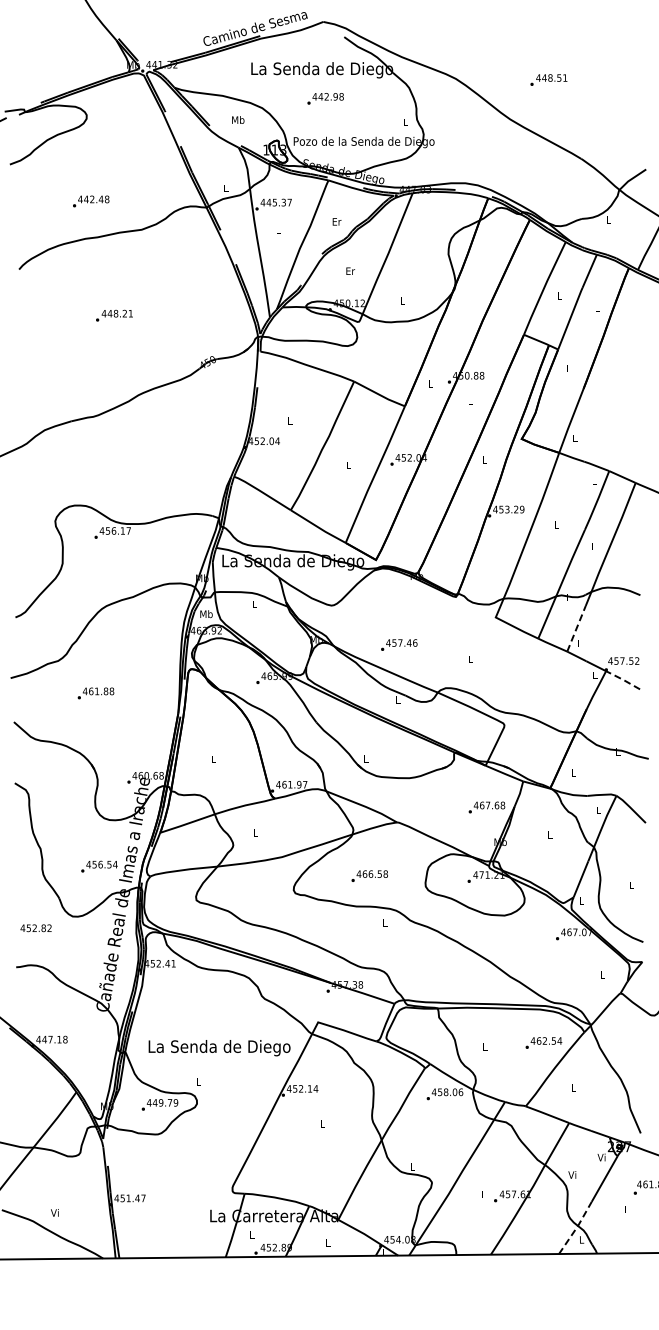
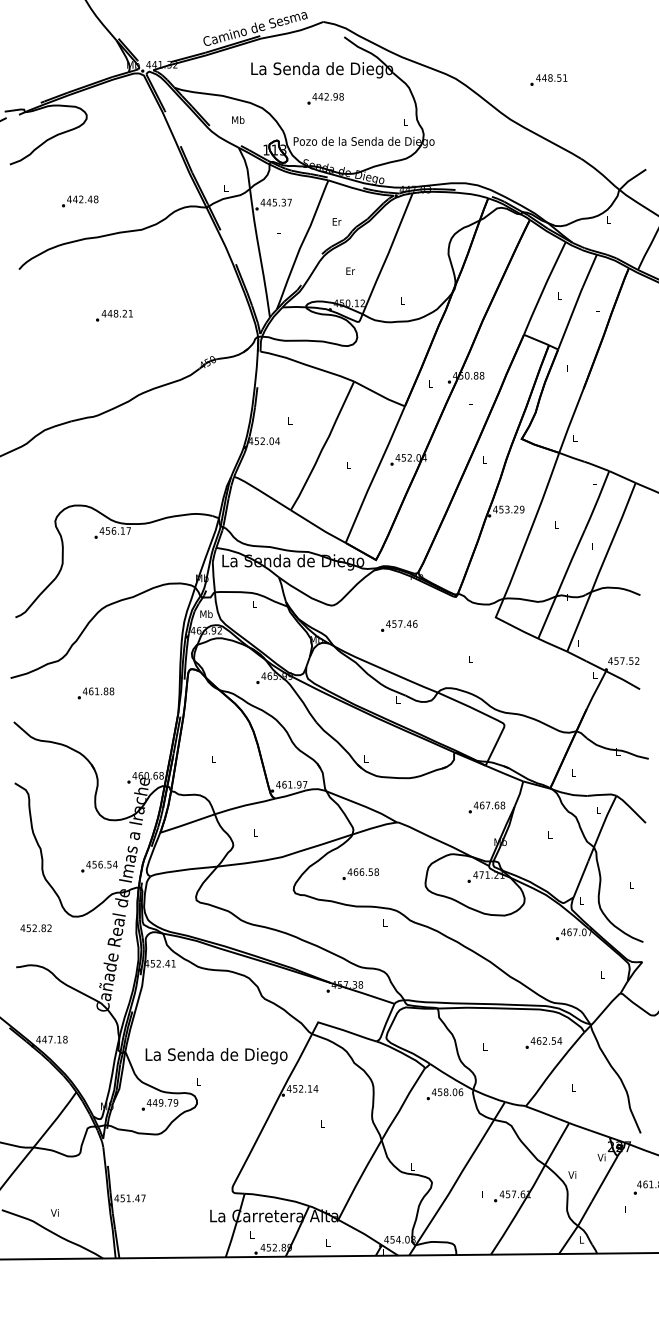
text position: (91, 201) -> (80, 201) (80, 201)
line: dashed -> solid (576, 628)
text position: (399, 644) -> (399, 625) (399, 625)
line: dashed -> solid (623, 679)
text position: (369, 875) -> (360, 873) (360, 873)
text position: (219, 1048) -> (216, 1056) (216, 1056)
line: dashed -> solid (576, 1228)
